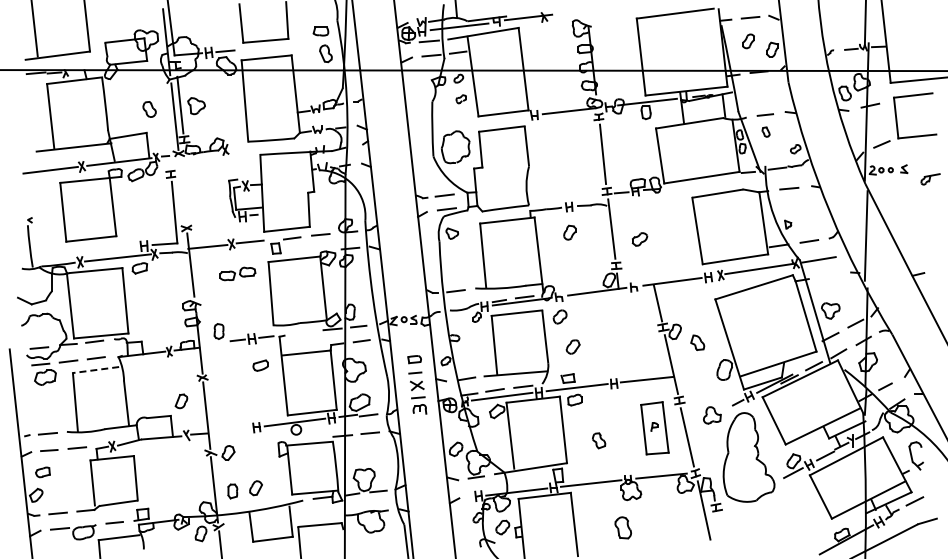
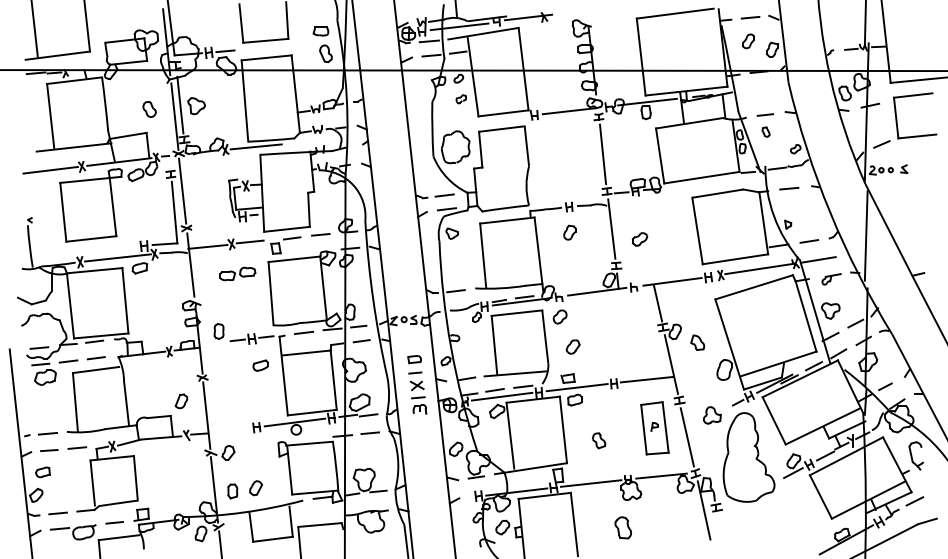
line: none -> present (255, 146)
part position: (930, 179) -> (831, 279) (831, 279)
line: none -> present (182, 190)
line: none -> present (303, 332)
line: dashed -> solid (95, 370)
